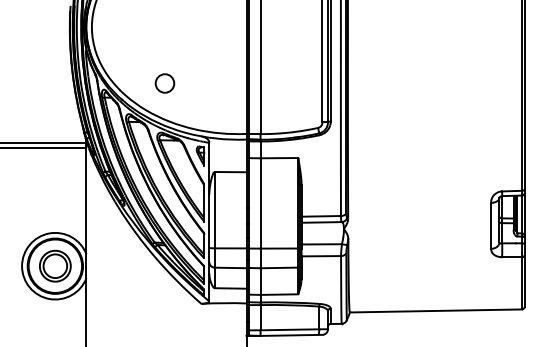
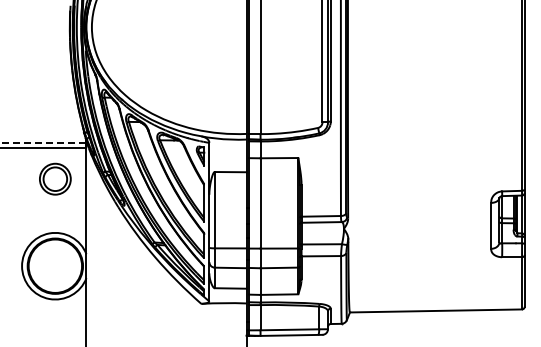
circle: present -> none (164, 83)
line: solid -> dashed (43, 142)
part position: (55, 265) -> (55, 178) (55, 178)
